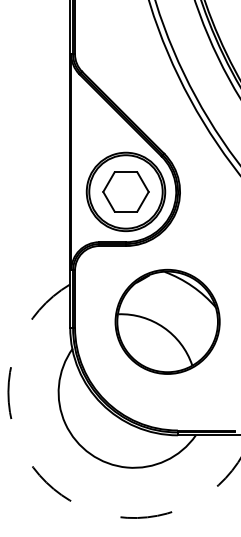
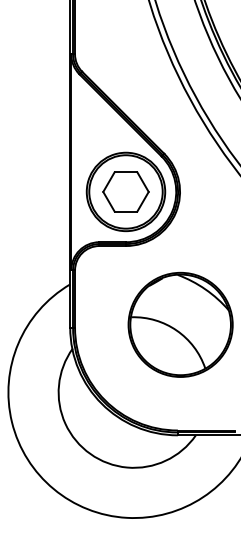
part position: (167, 321) -> (180, 324) (180, 324)
arc: dashed -> solid (44, 480)
